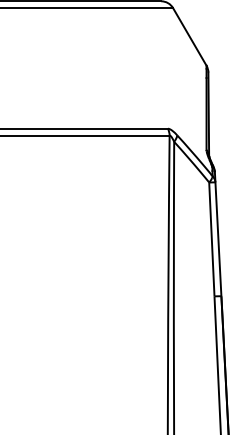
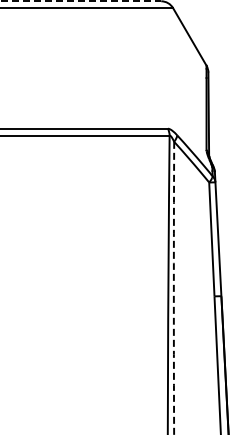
line: solid -> dashed (81, 1)
arc: solid -> dashed (173, 288)
